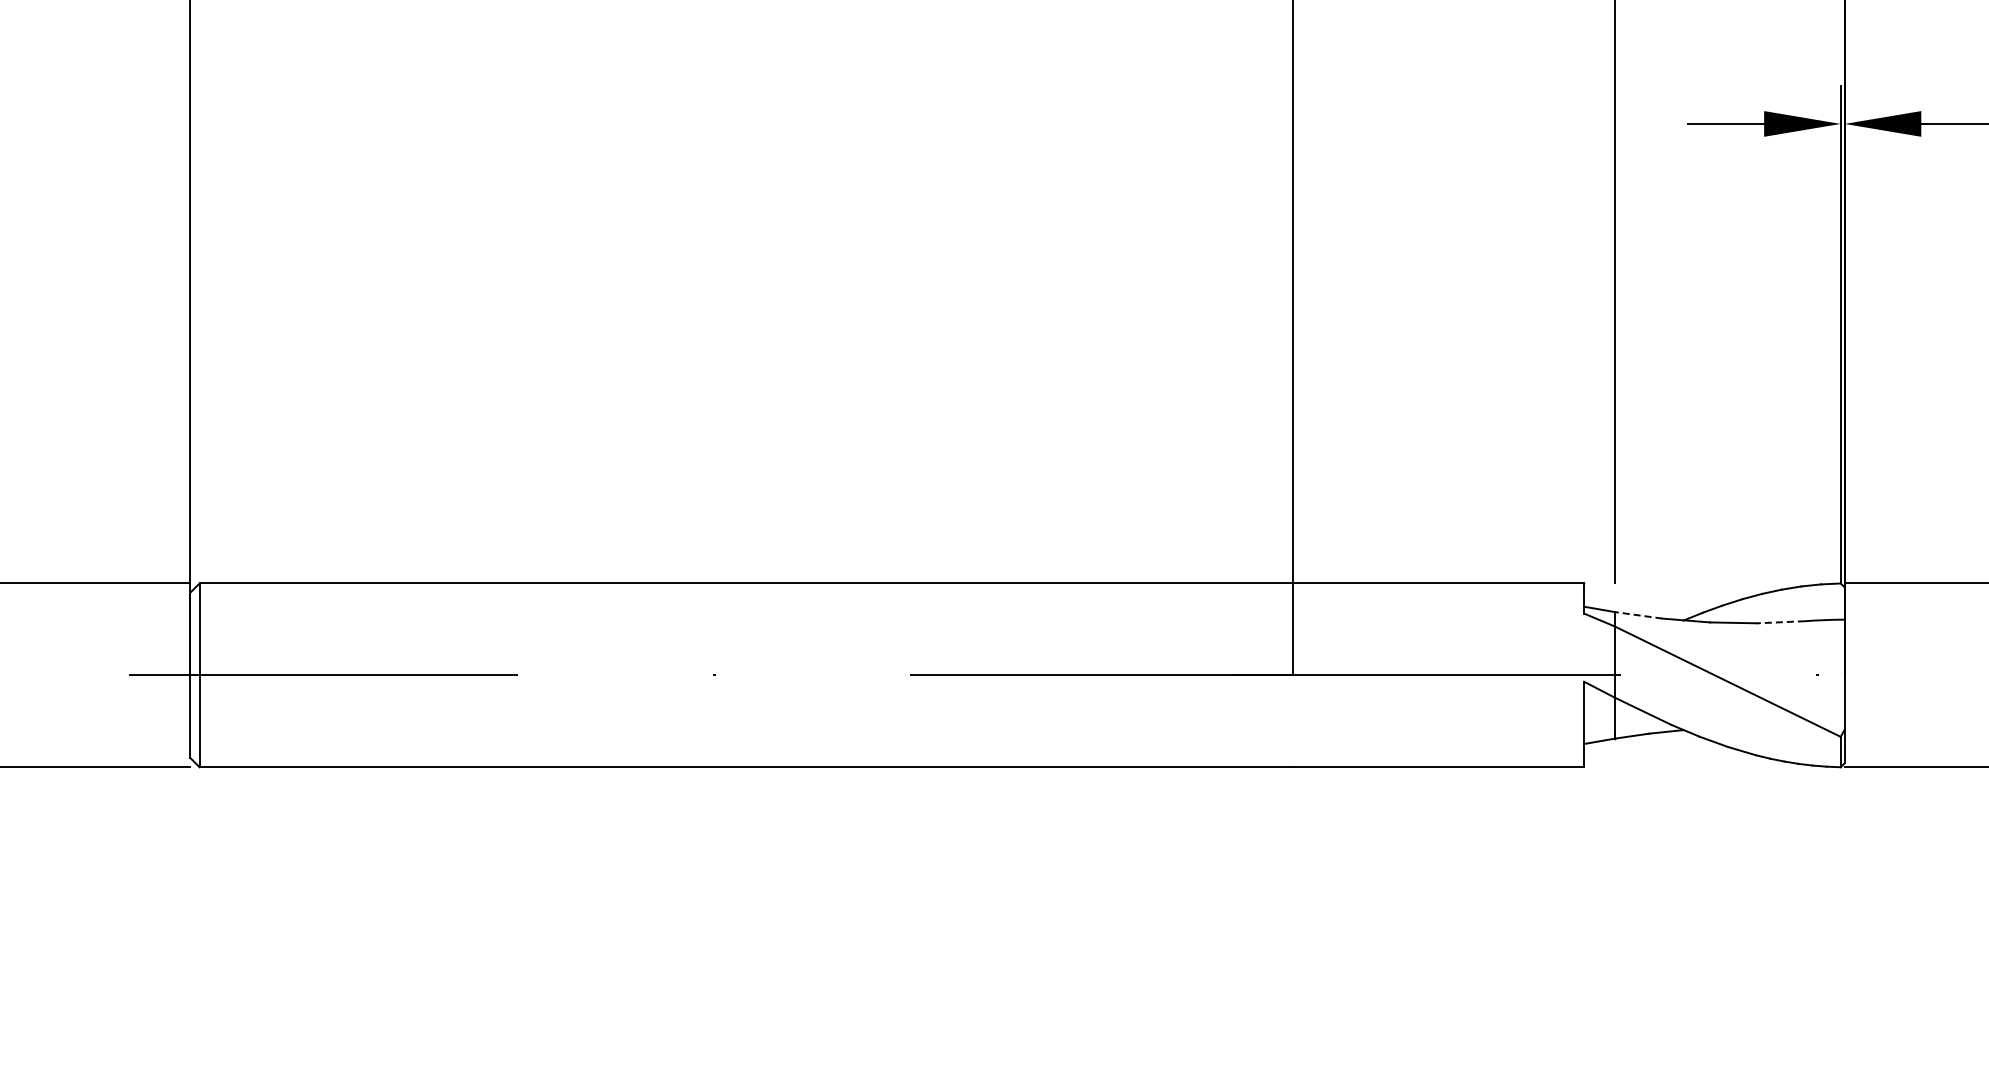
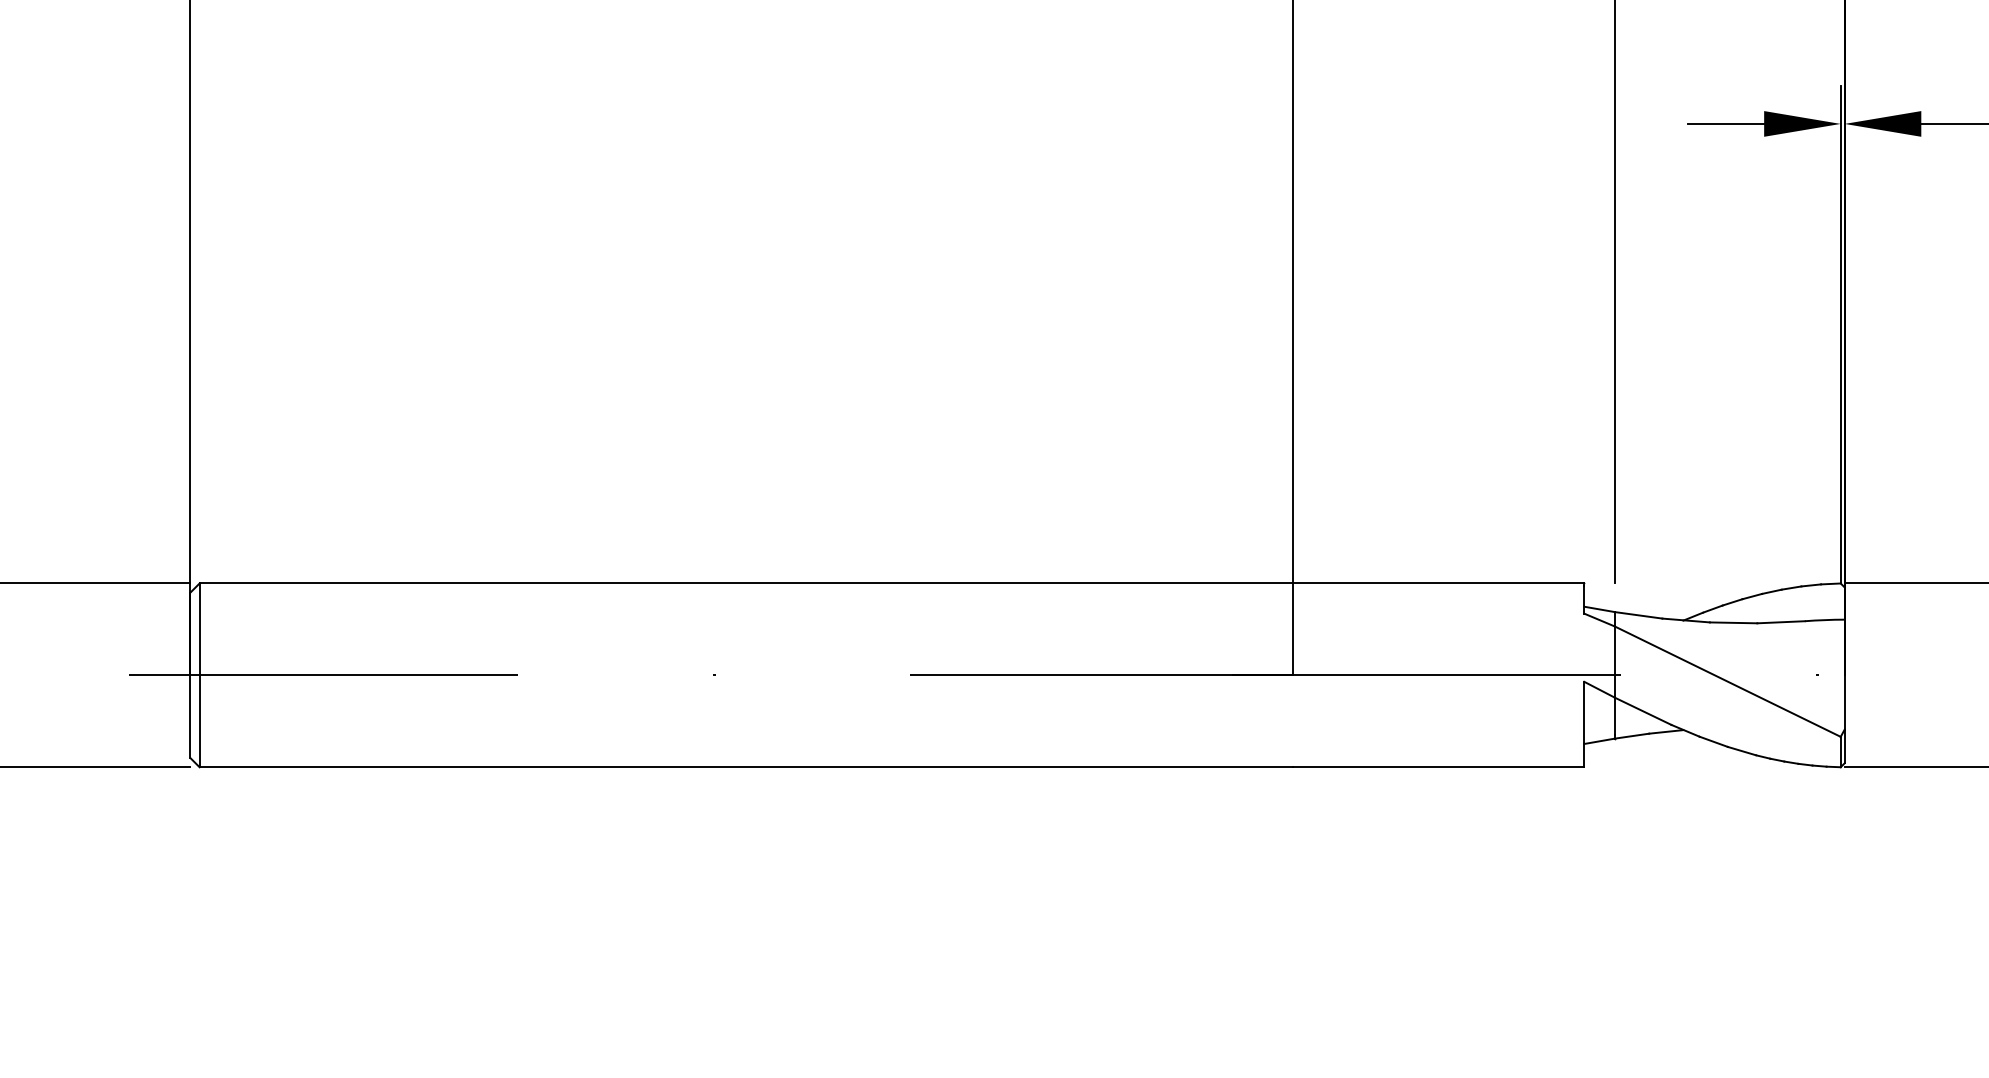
line: dashed -> solid (1638, 615)
line: dashed -> solid (1781, 622)
